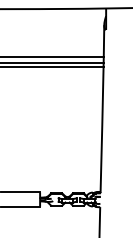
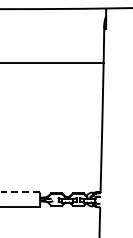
line: present -> none (52, 57)
line: present -> none (52, 66)
line: solid -> dashed (20, 192)
